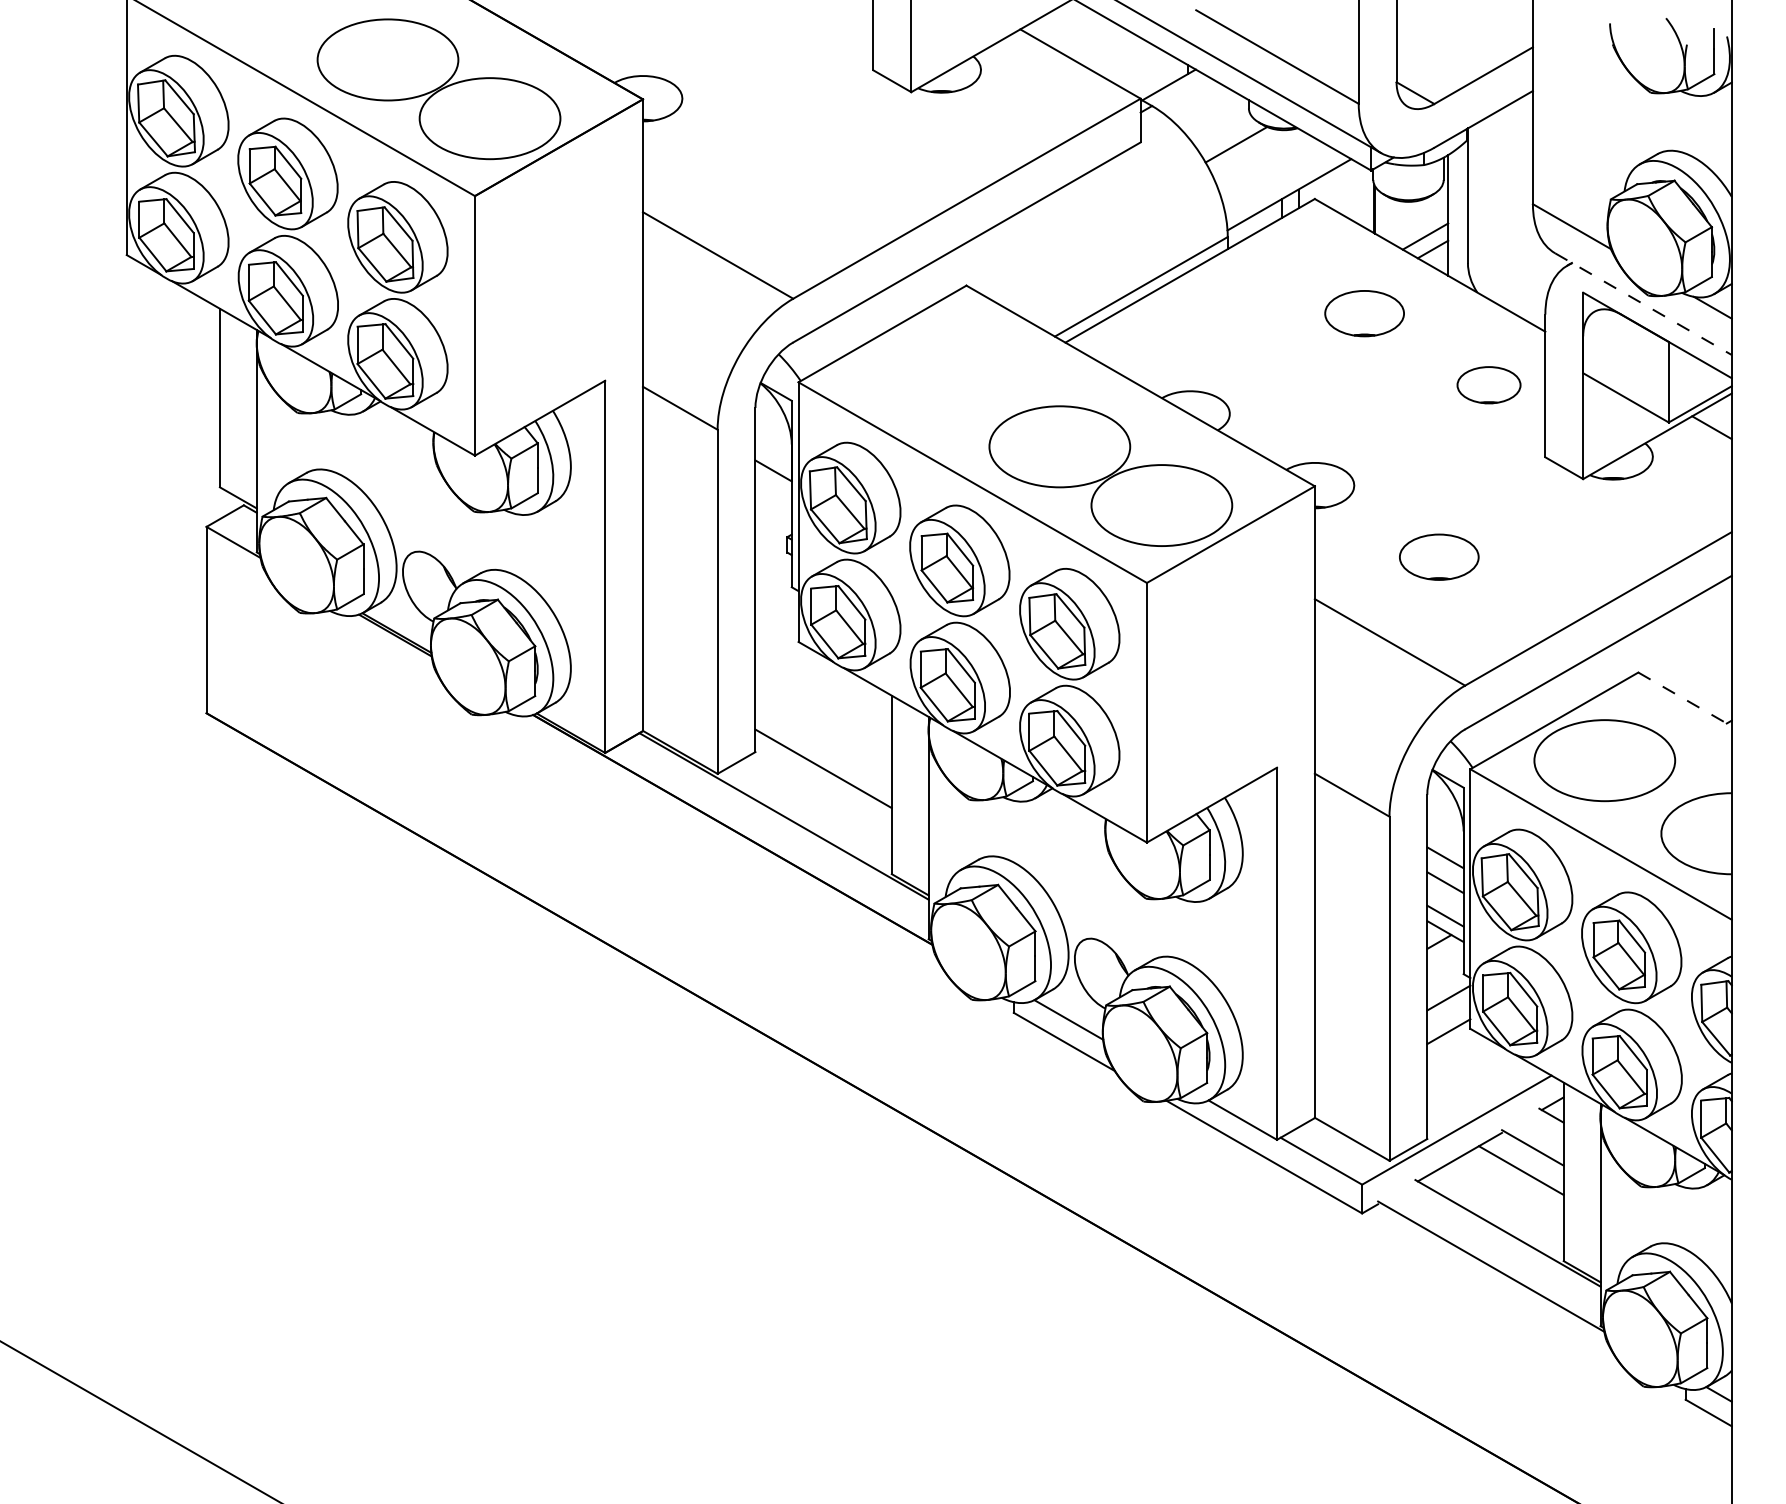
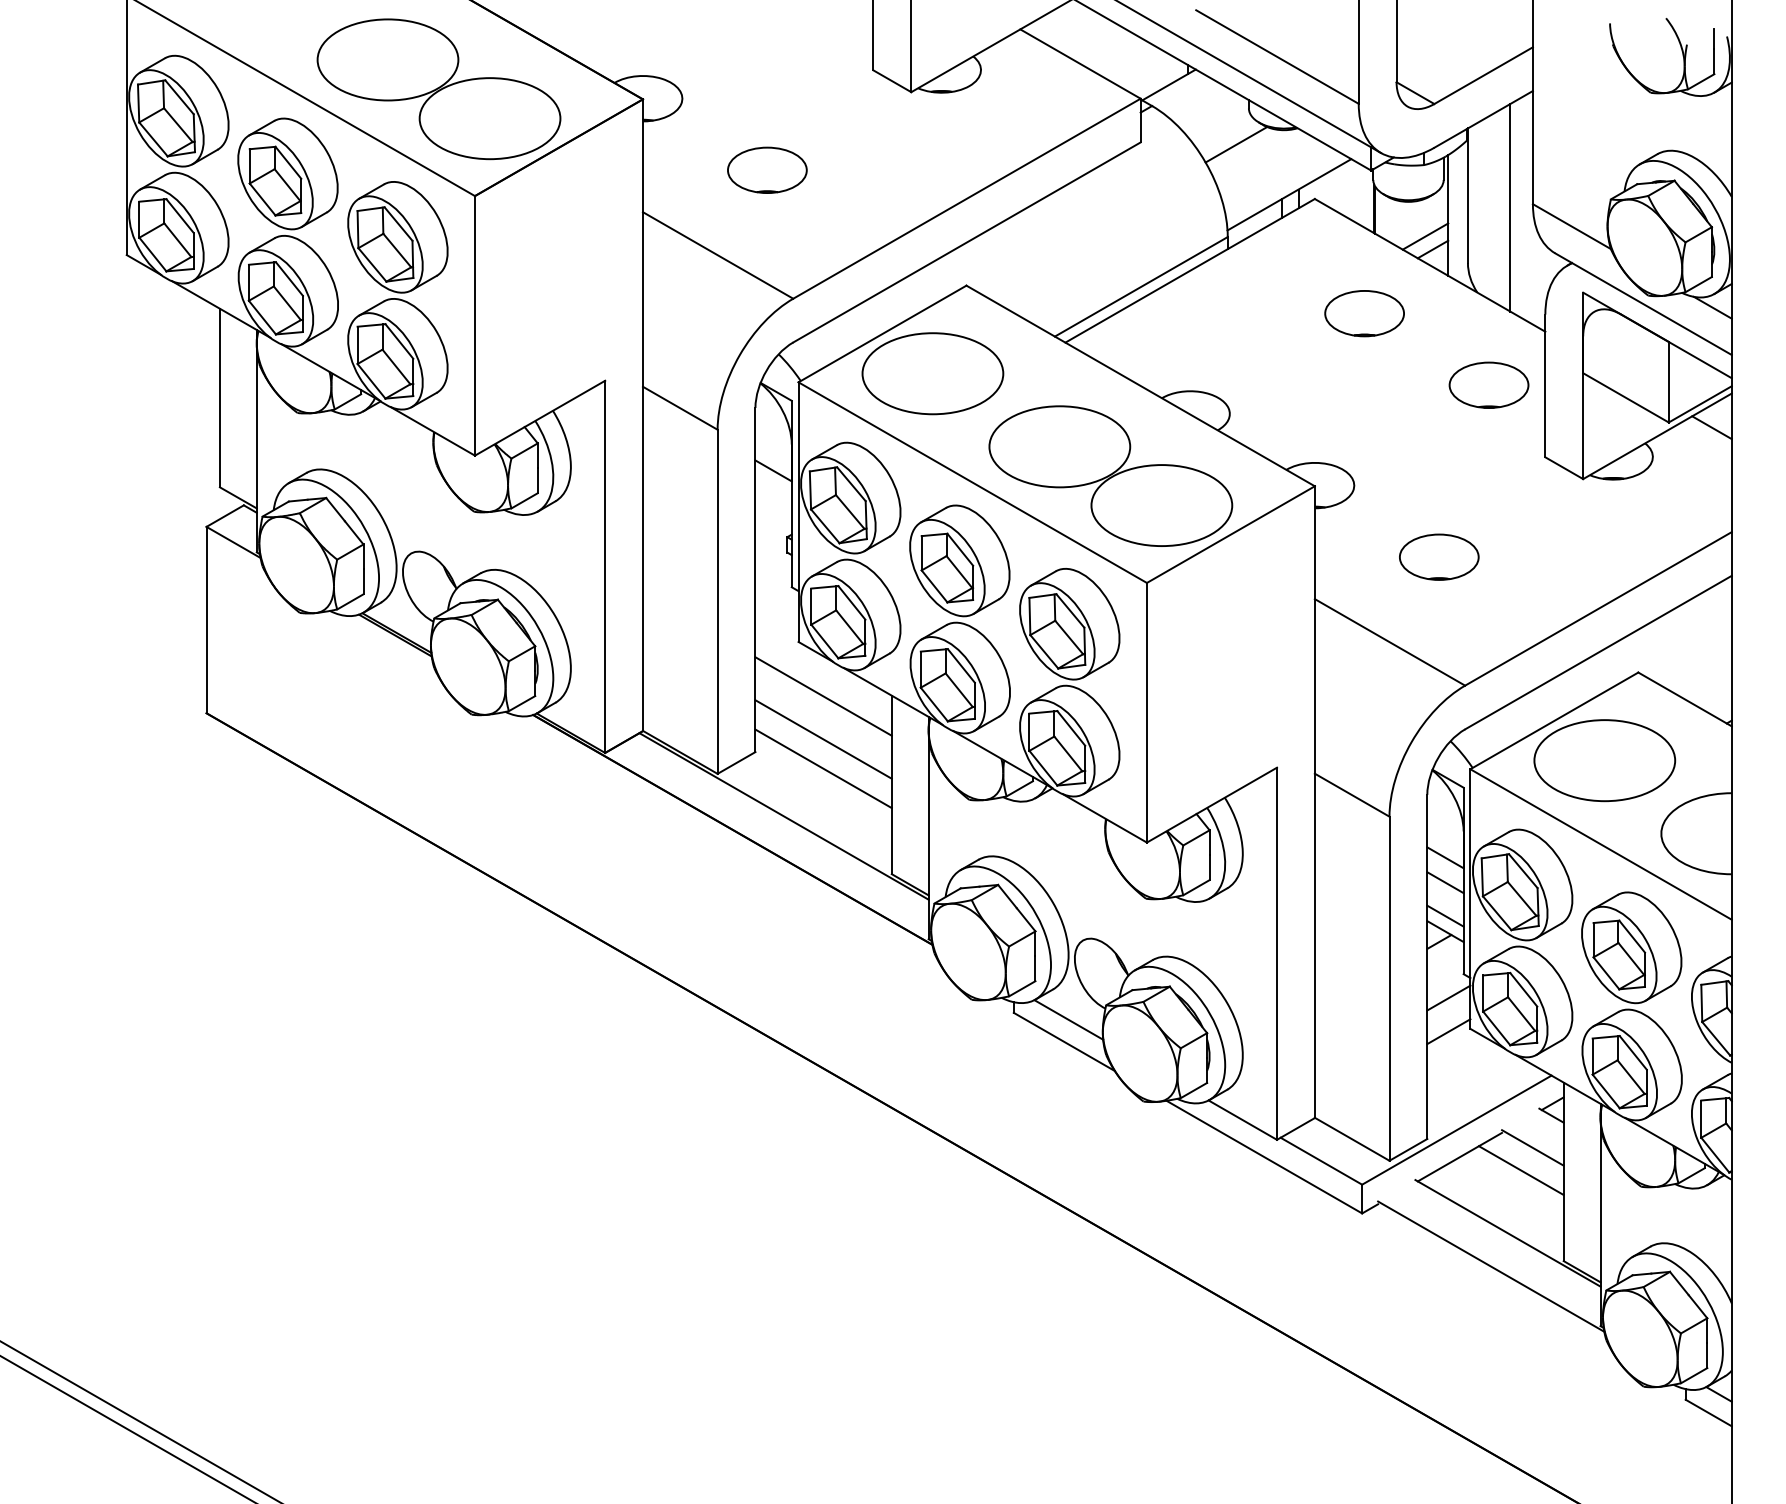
part: none -> present (767, 169)
line: none -> present (1510, 207)
line: dashed -> solid (1643, 304)
part: none -> present (932, 373)
part size: 66x39 px -> 82x48 px (1488, 384)
line: none -> present (823, 696)
line: dashed -> solid (1685, 699)
line: none -> present (823, 739)
line: none -> present (126, 1428)
